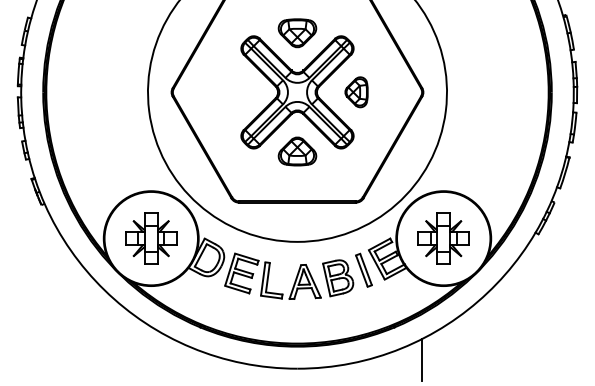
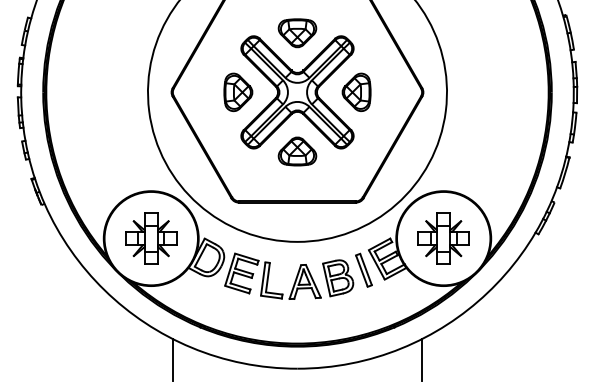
part: none -> present (238, 92)
part size: 25x33 px -> 31x40 px (356, 91)
line: none -> present (172, 359)
